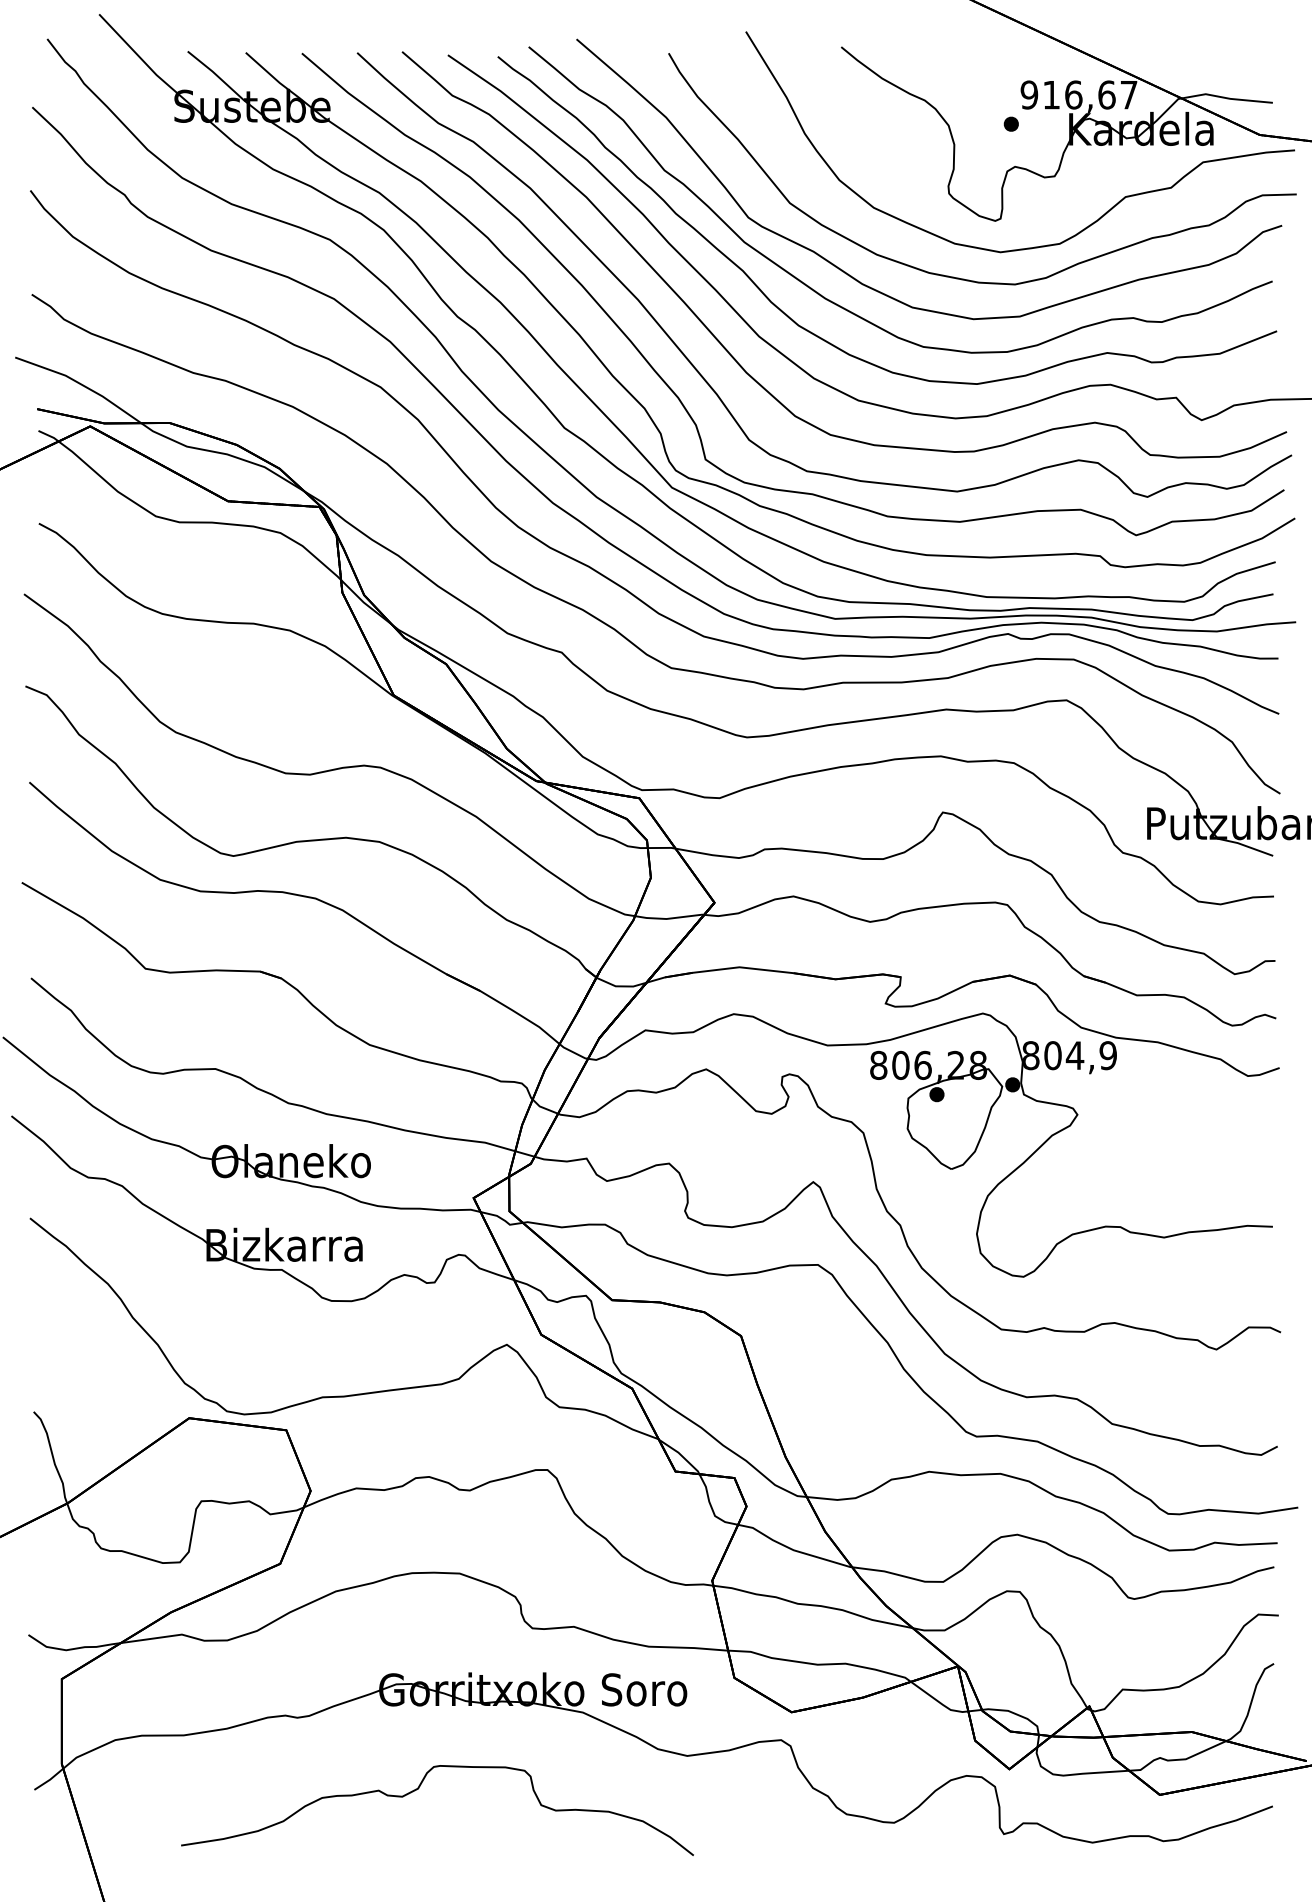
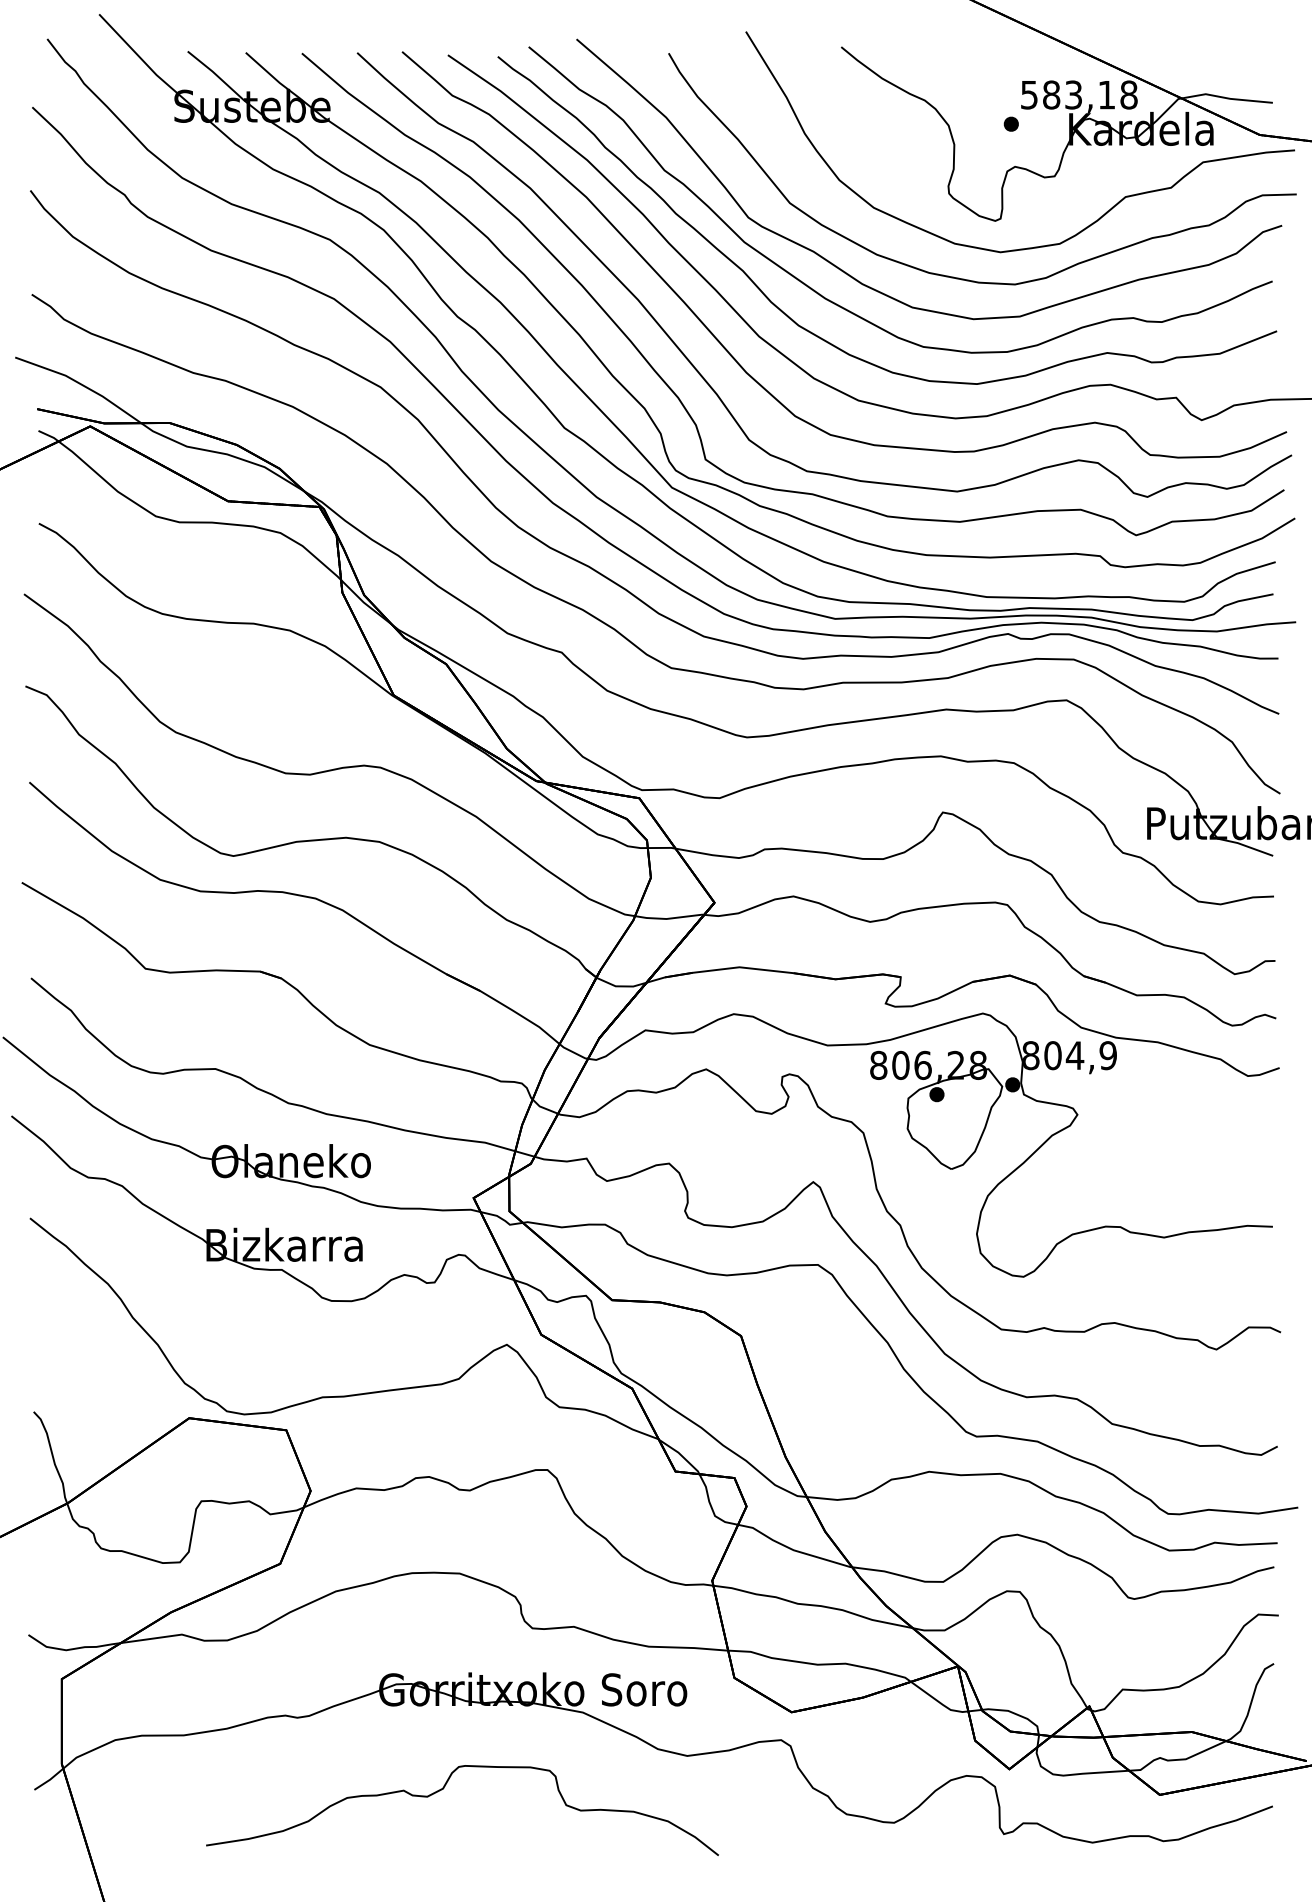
text: 916,67 -> 583,18 (1078, 94)
part position: (418, 1789) -> (443, 1789) (443, 1789)
